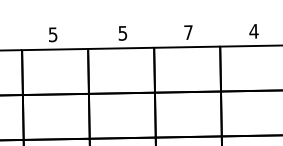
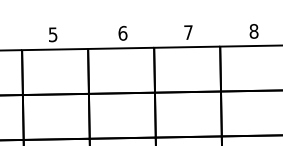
text: 4 -> 8 (253, 31)
text: 5 -> 6 (122, 32)
